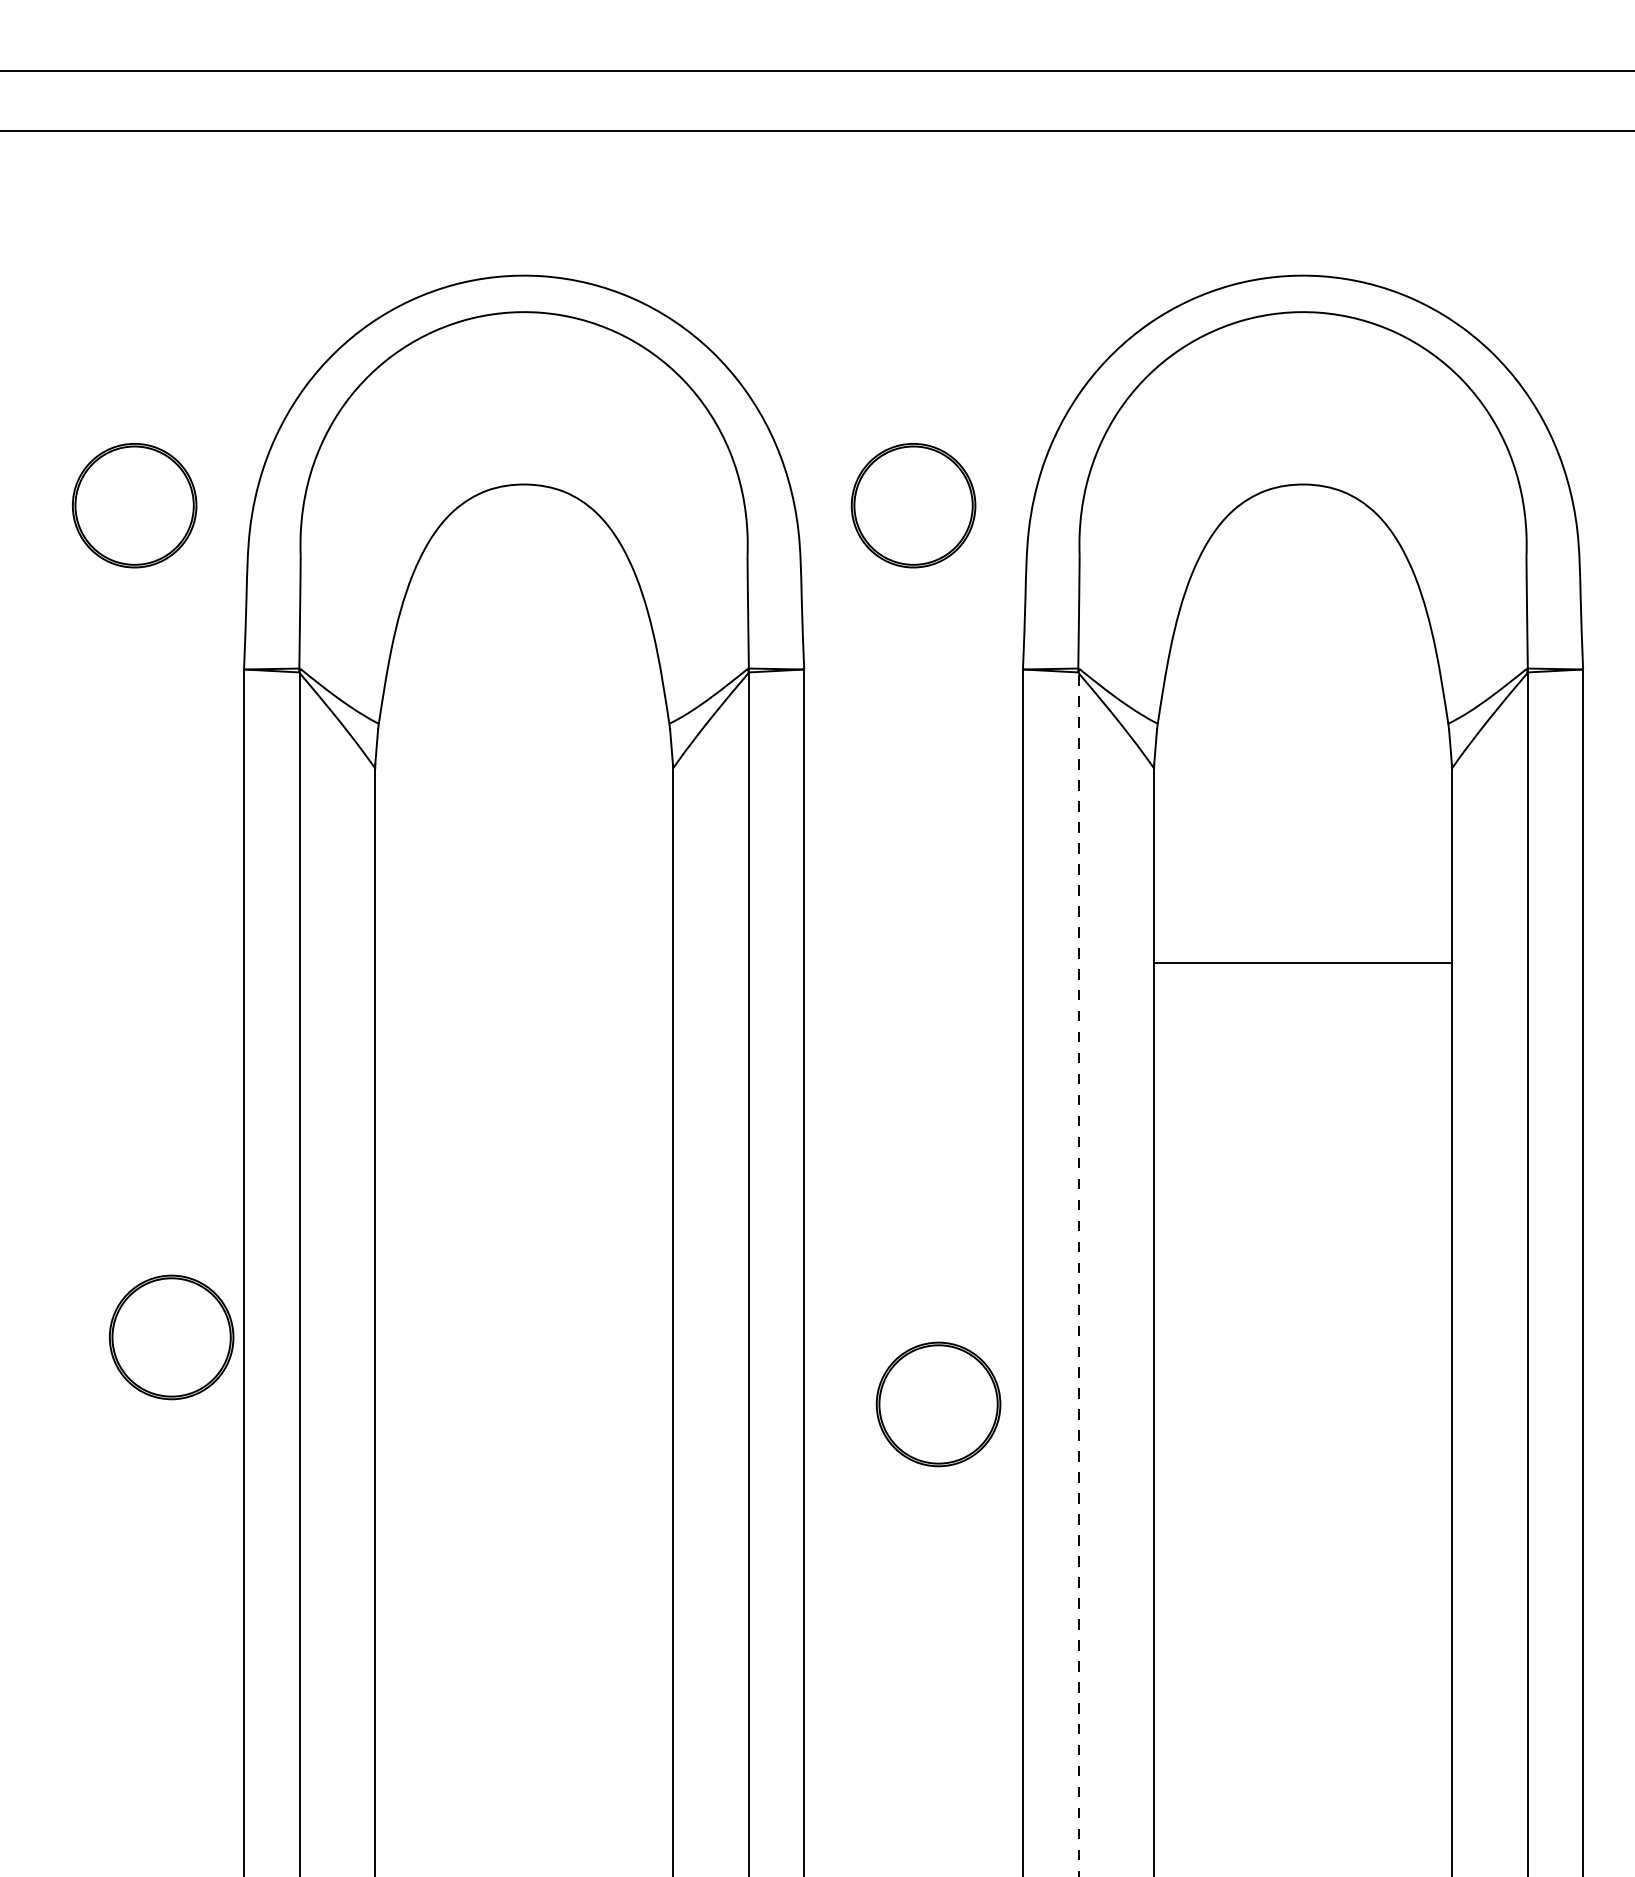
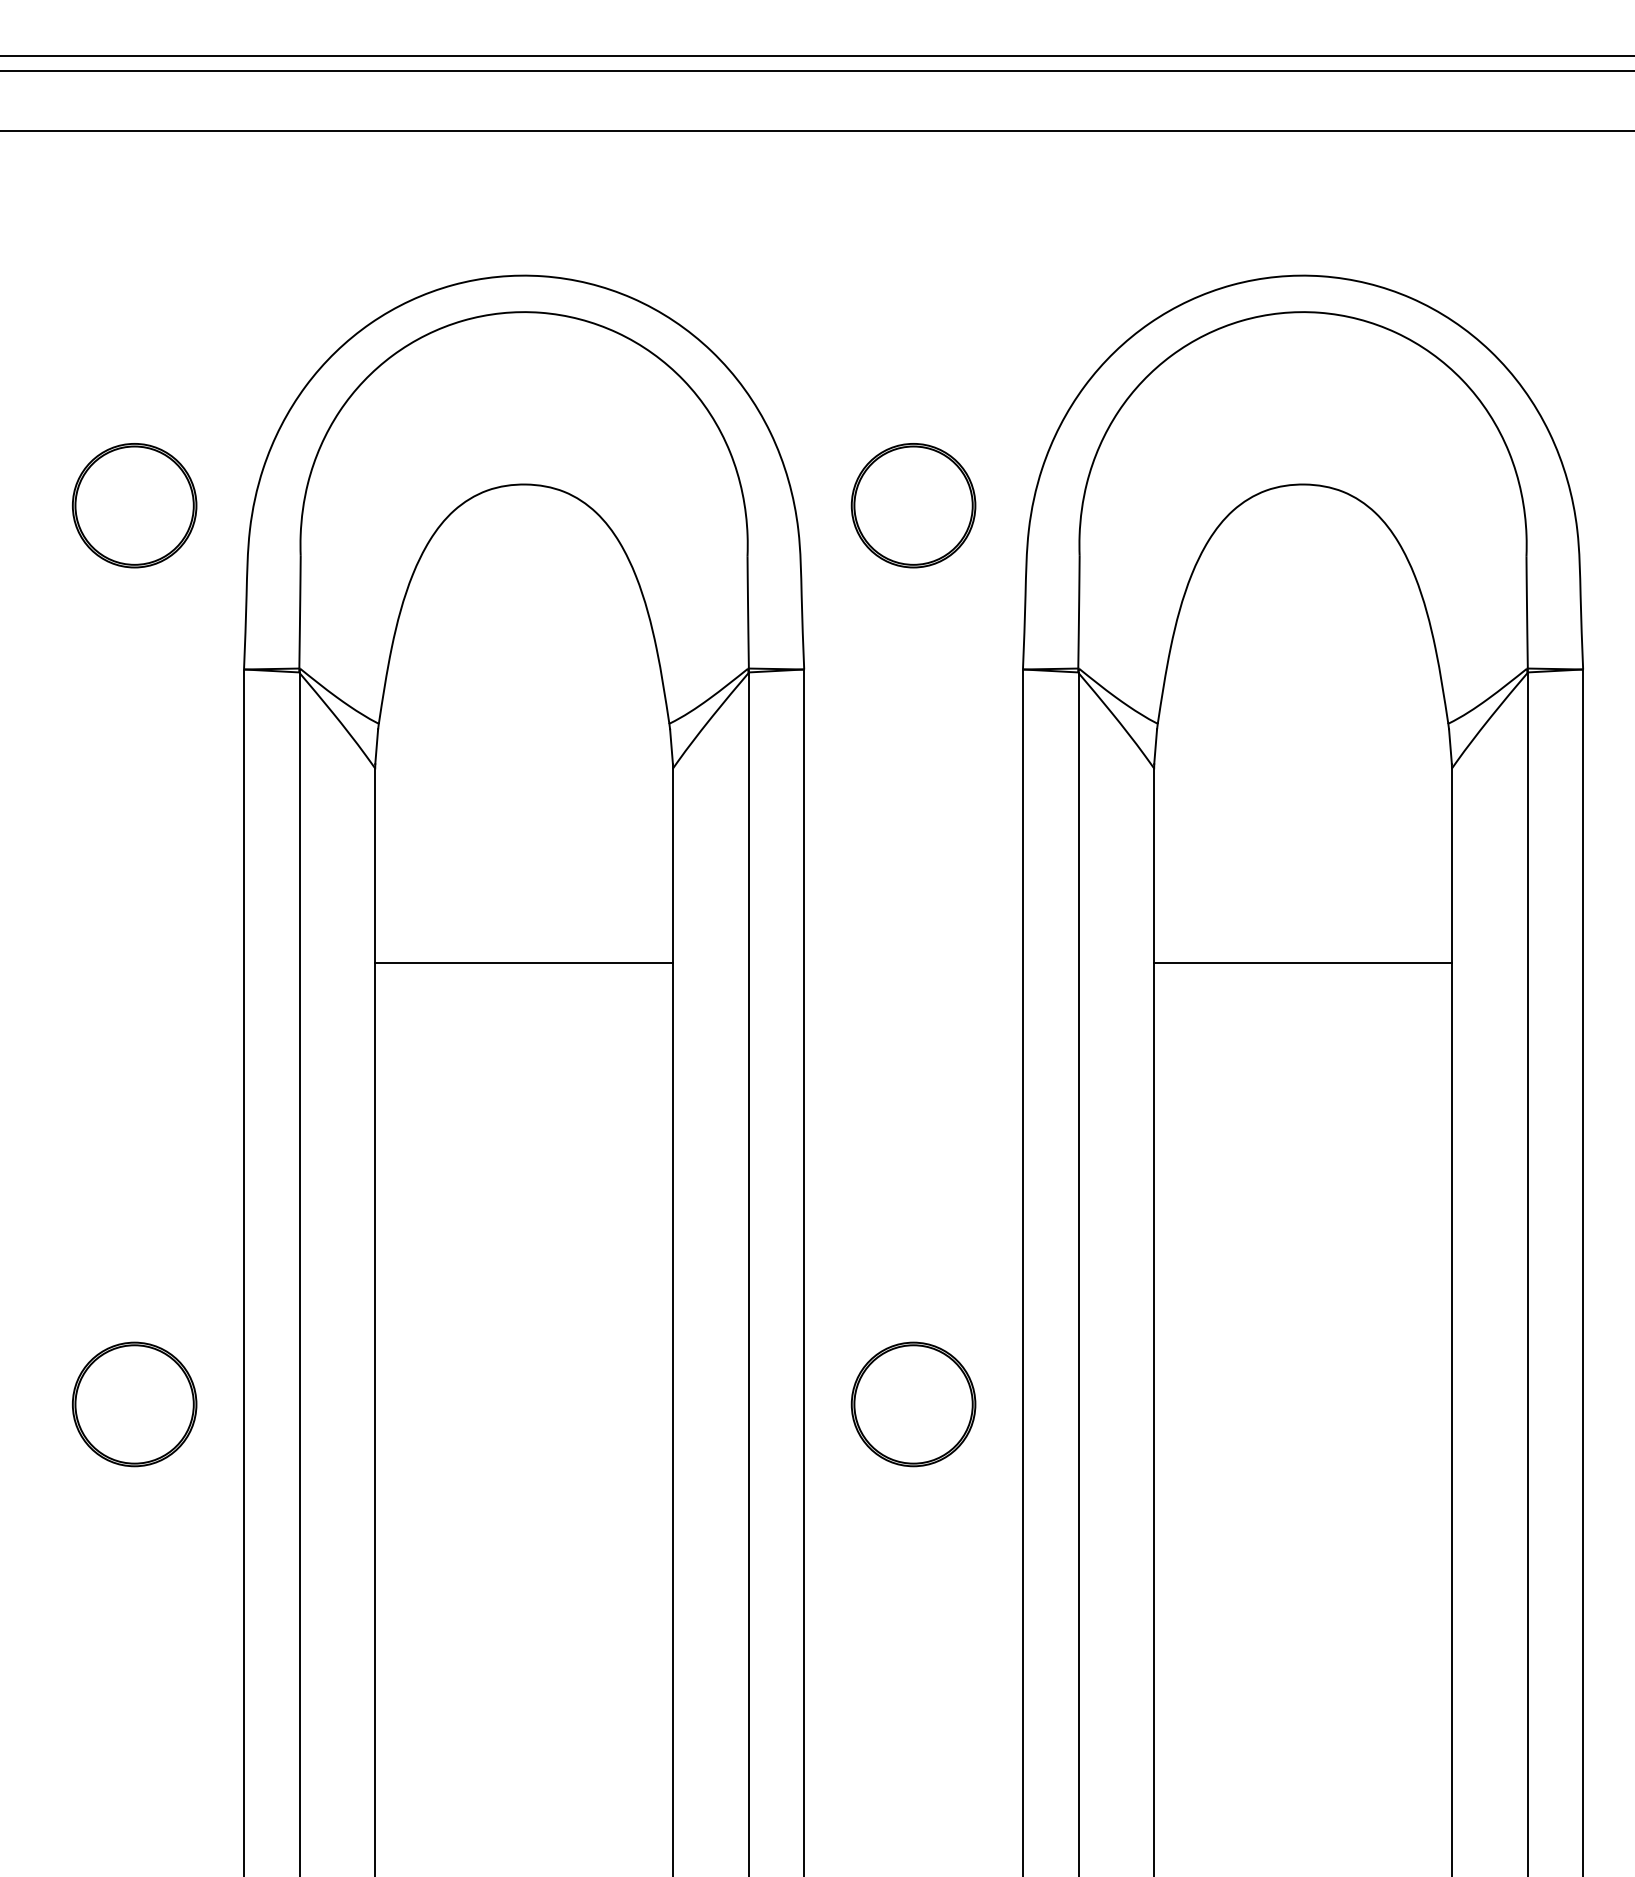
line: none -> present (816, 56)
line: none -> present (524, 962)
line: dashed -> solid (1078, 1274)
part position: (171, 1337) -> (134, 1404) (134, 1404)
part position: (938, 1404) -> (913, 1404) (913, 1404)
